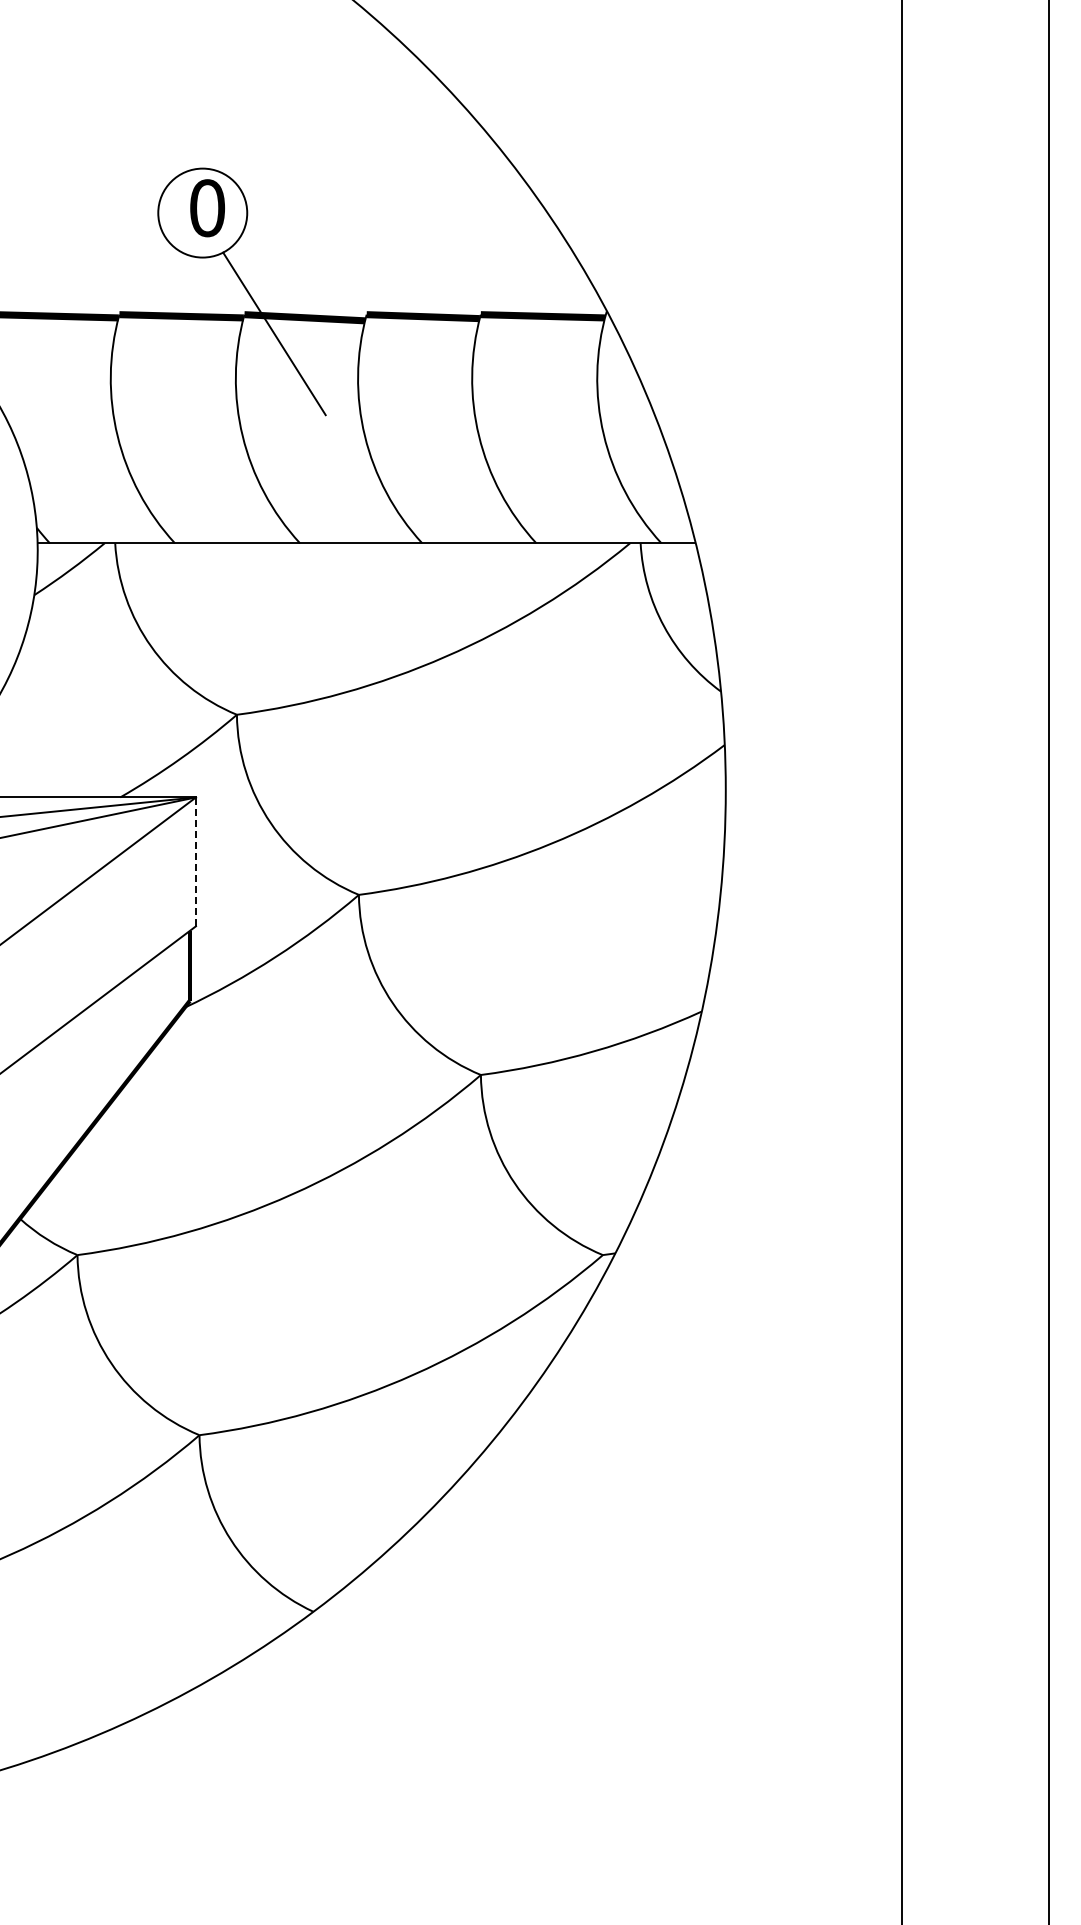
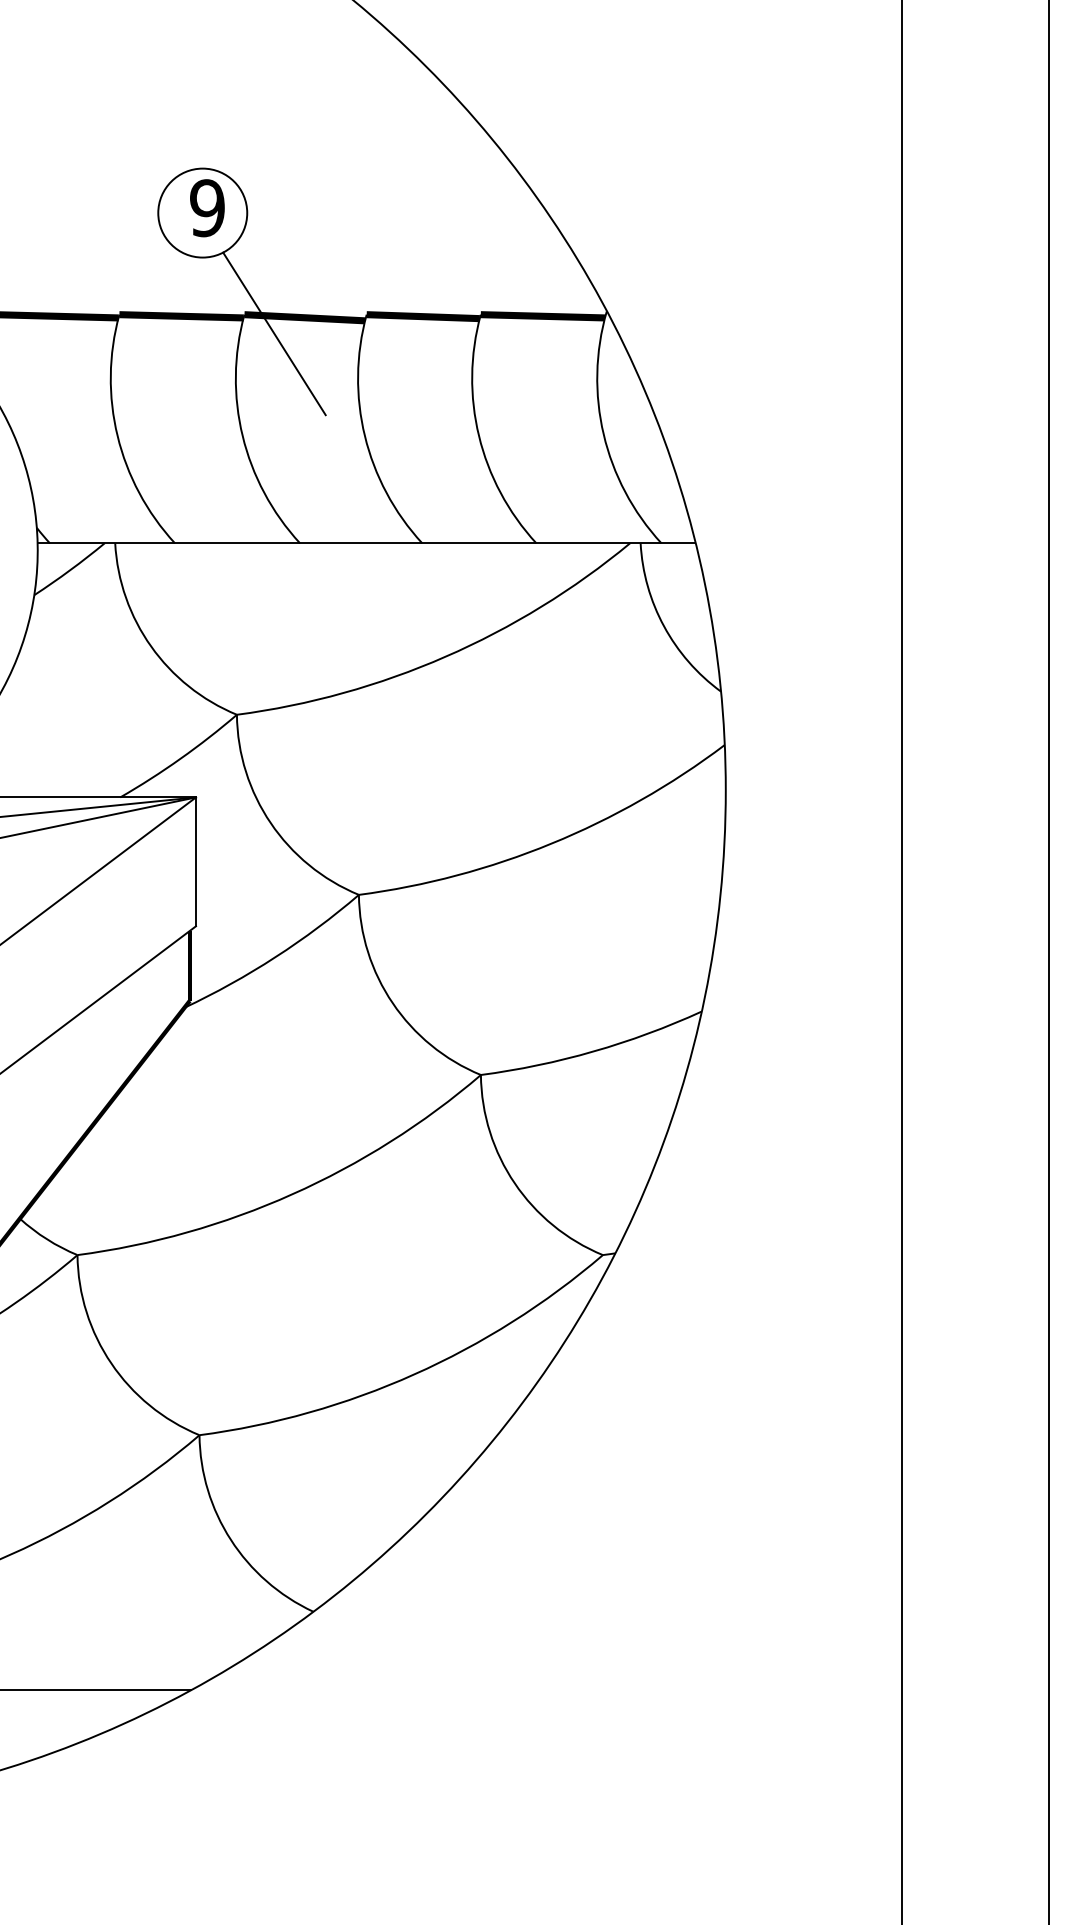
text: 0 -> 9 (207, 208)
line: dashed -> solid (196, 861)
line: none -> present (96, 1689)
